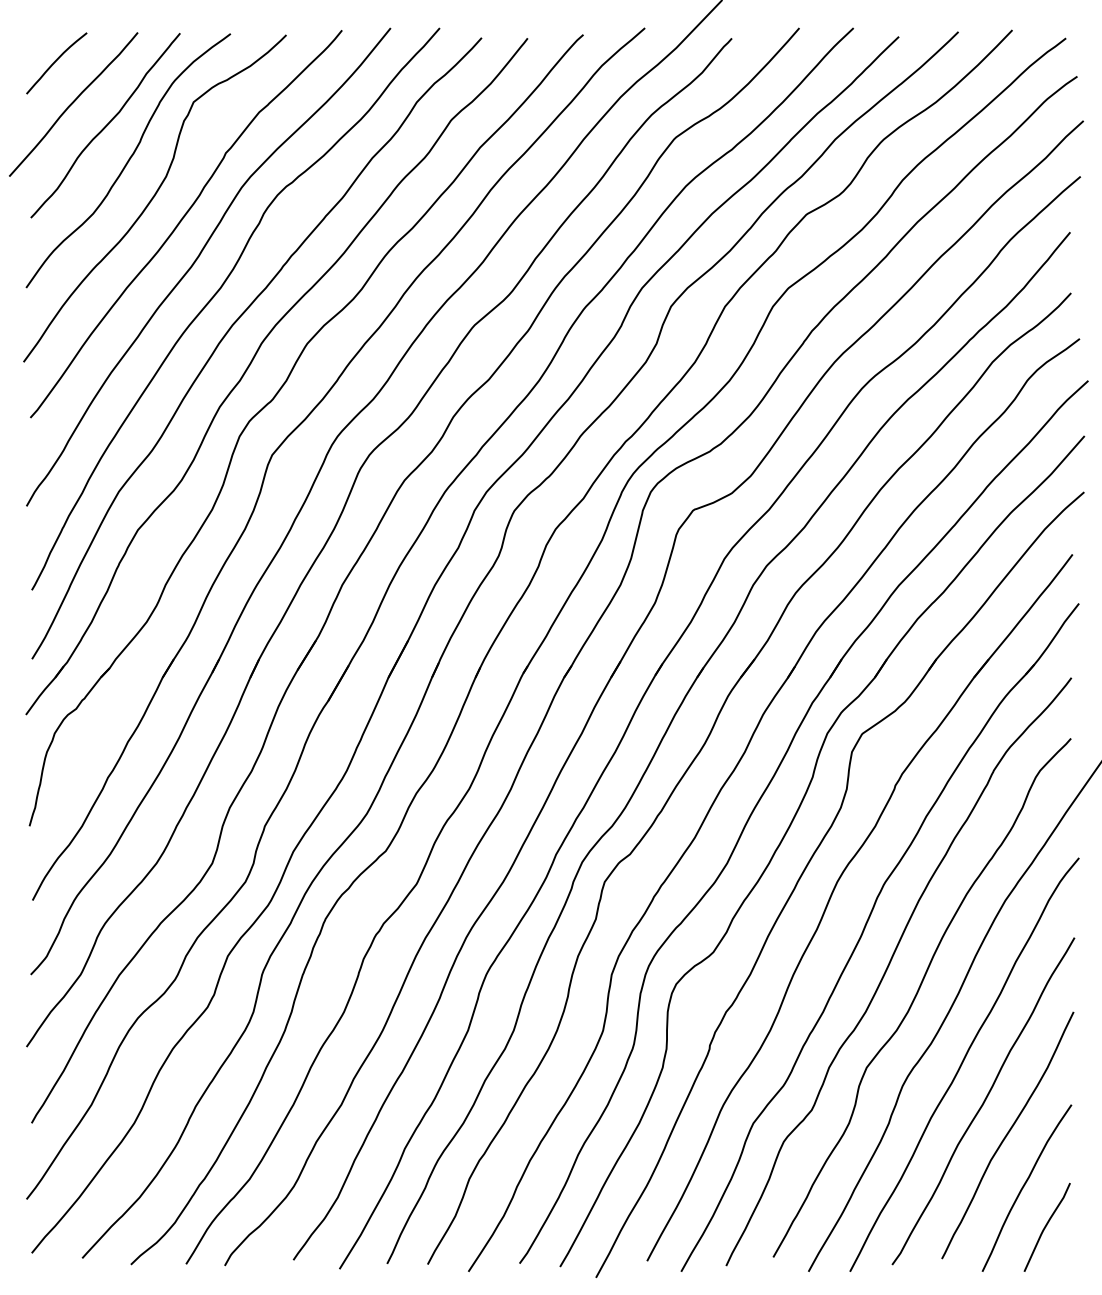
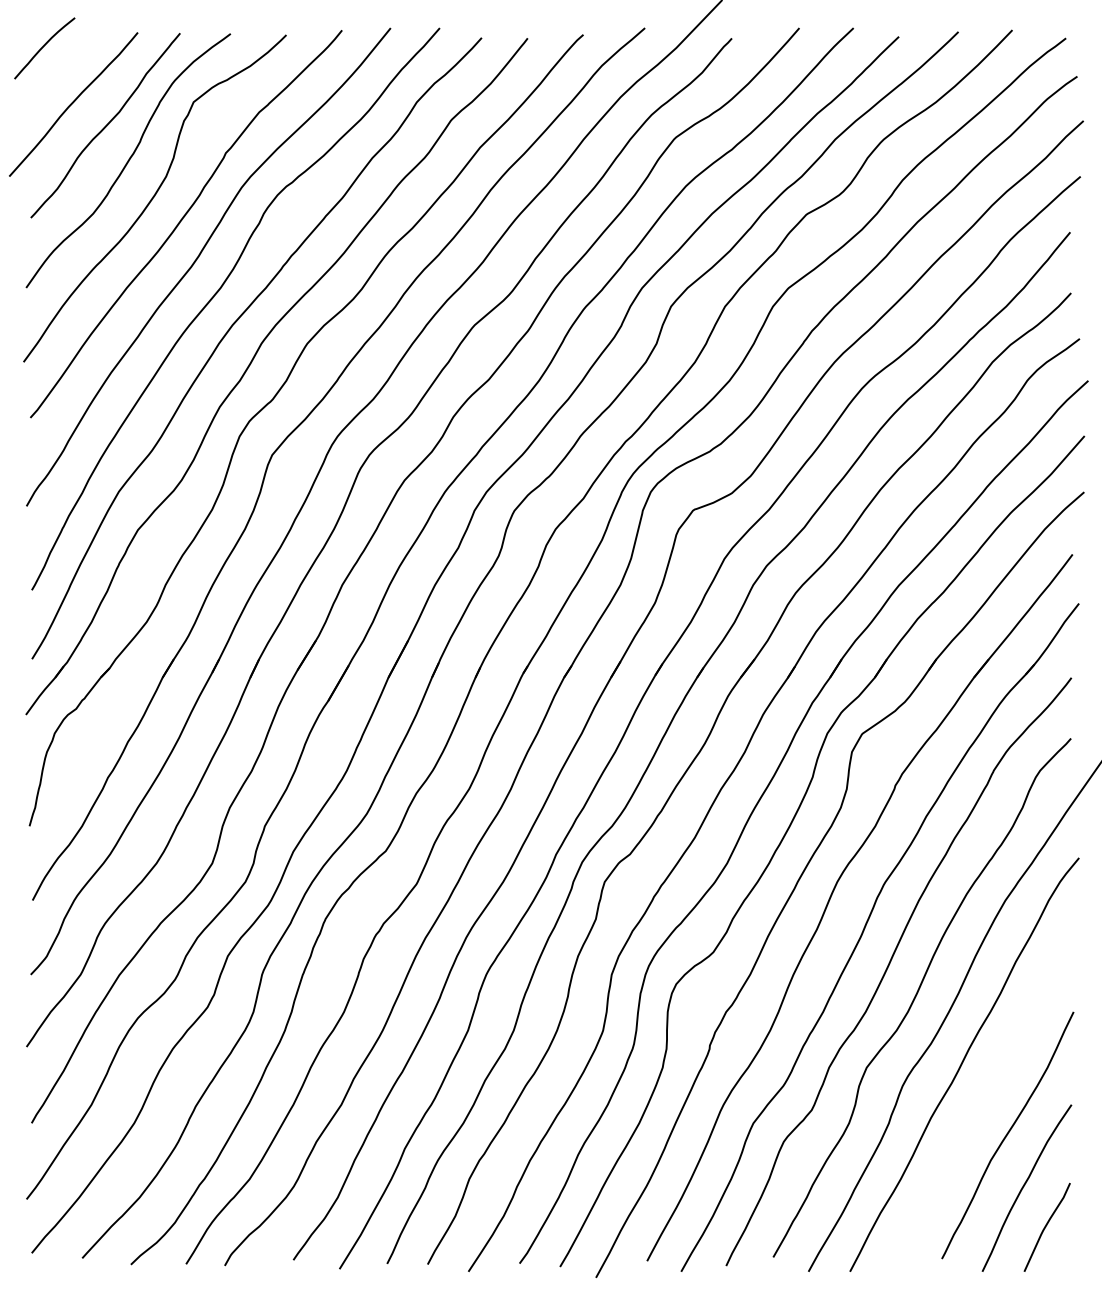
curve position: (55, 62) -> (43, 47) (43, 47)
curve: present -> none (983, 1101)
